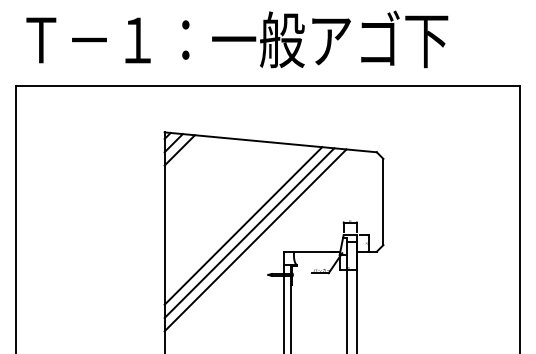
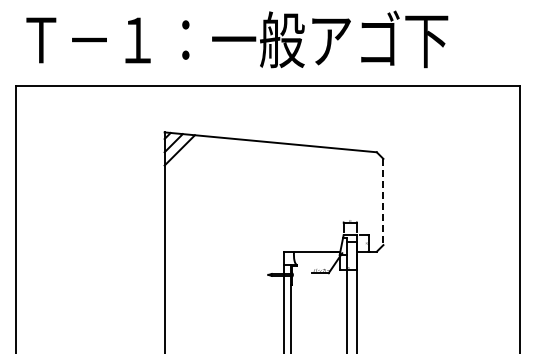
line: solid -> dashed (383, 202)
line: present -> none (243, 225)
line: present -> none (249, 233)
line: present -> none (255, 240)
